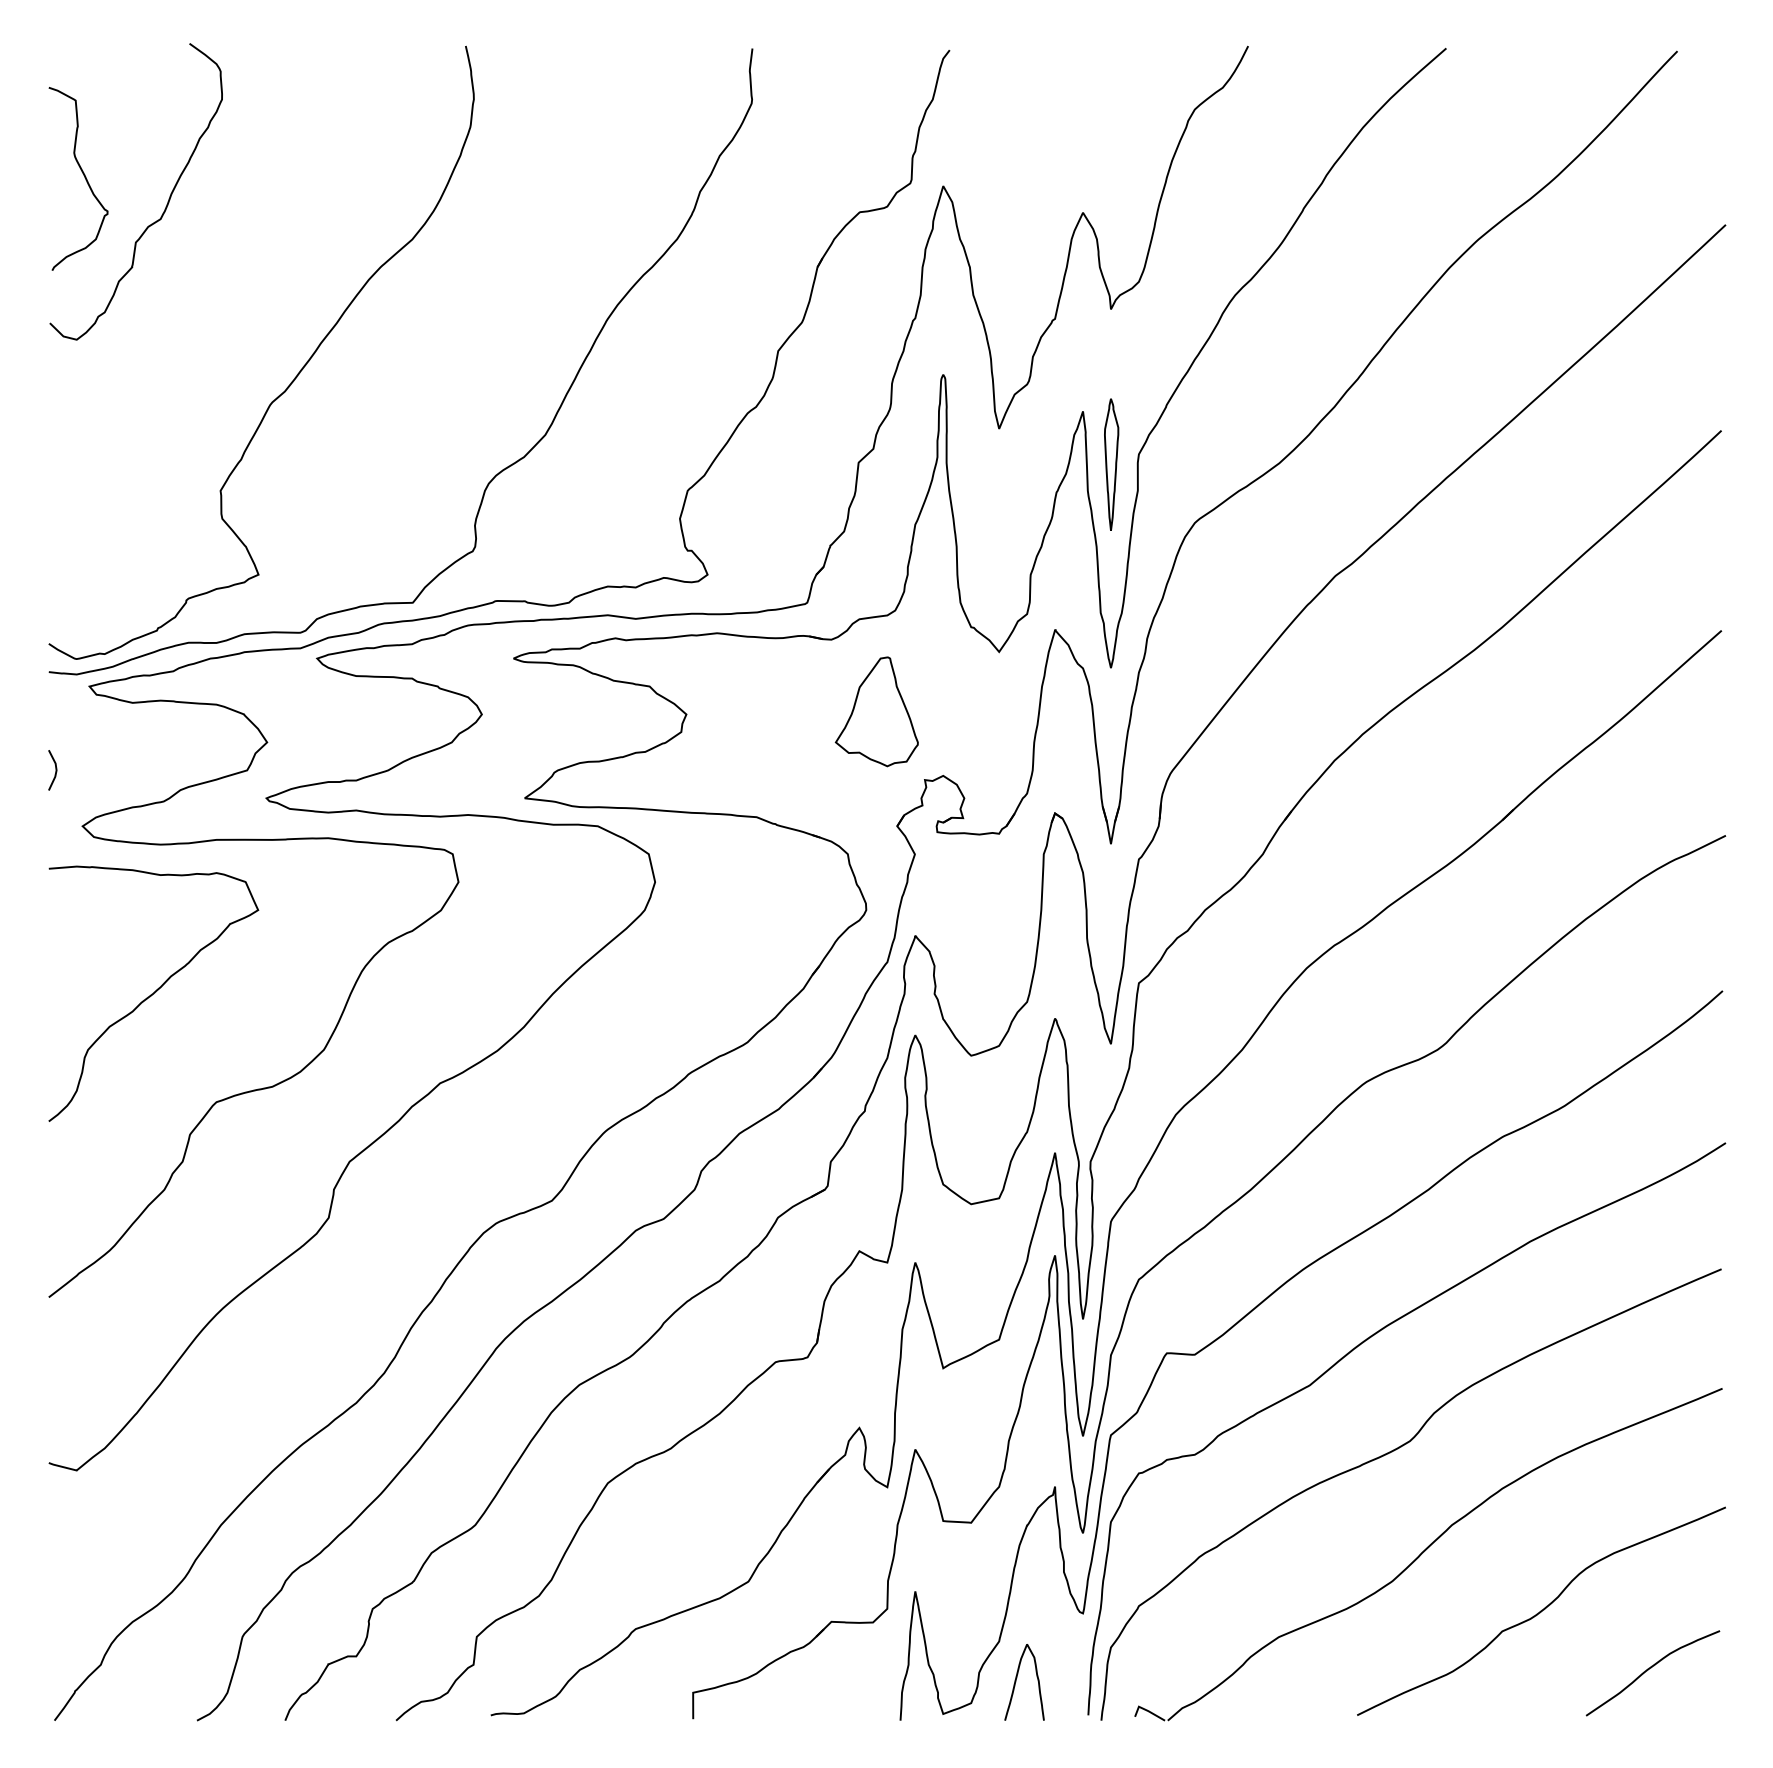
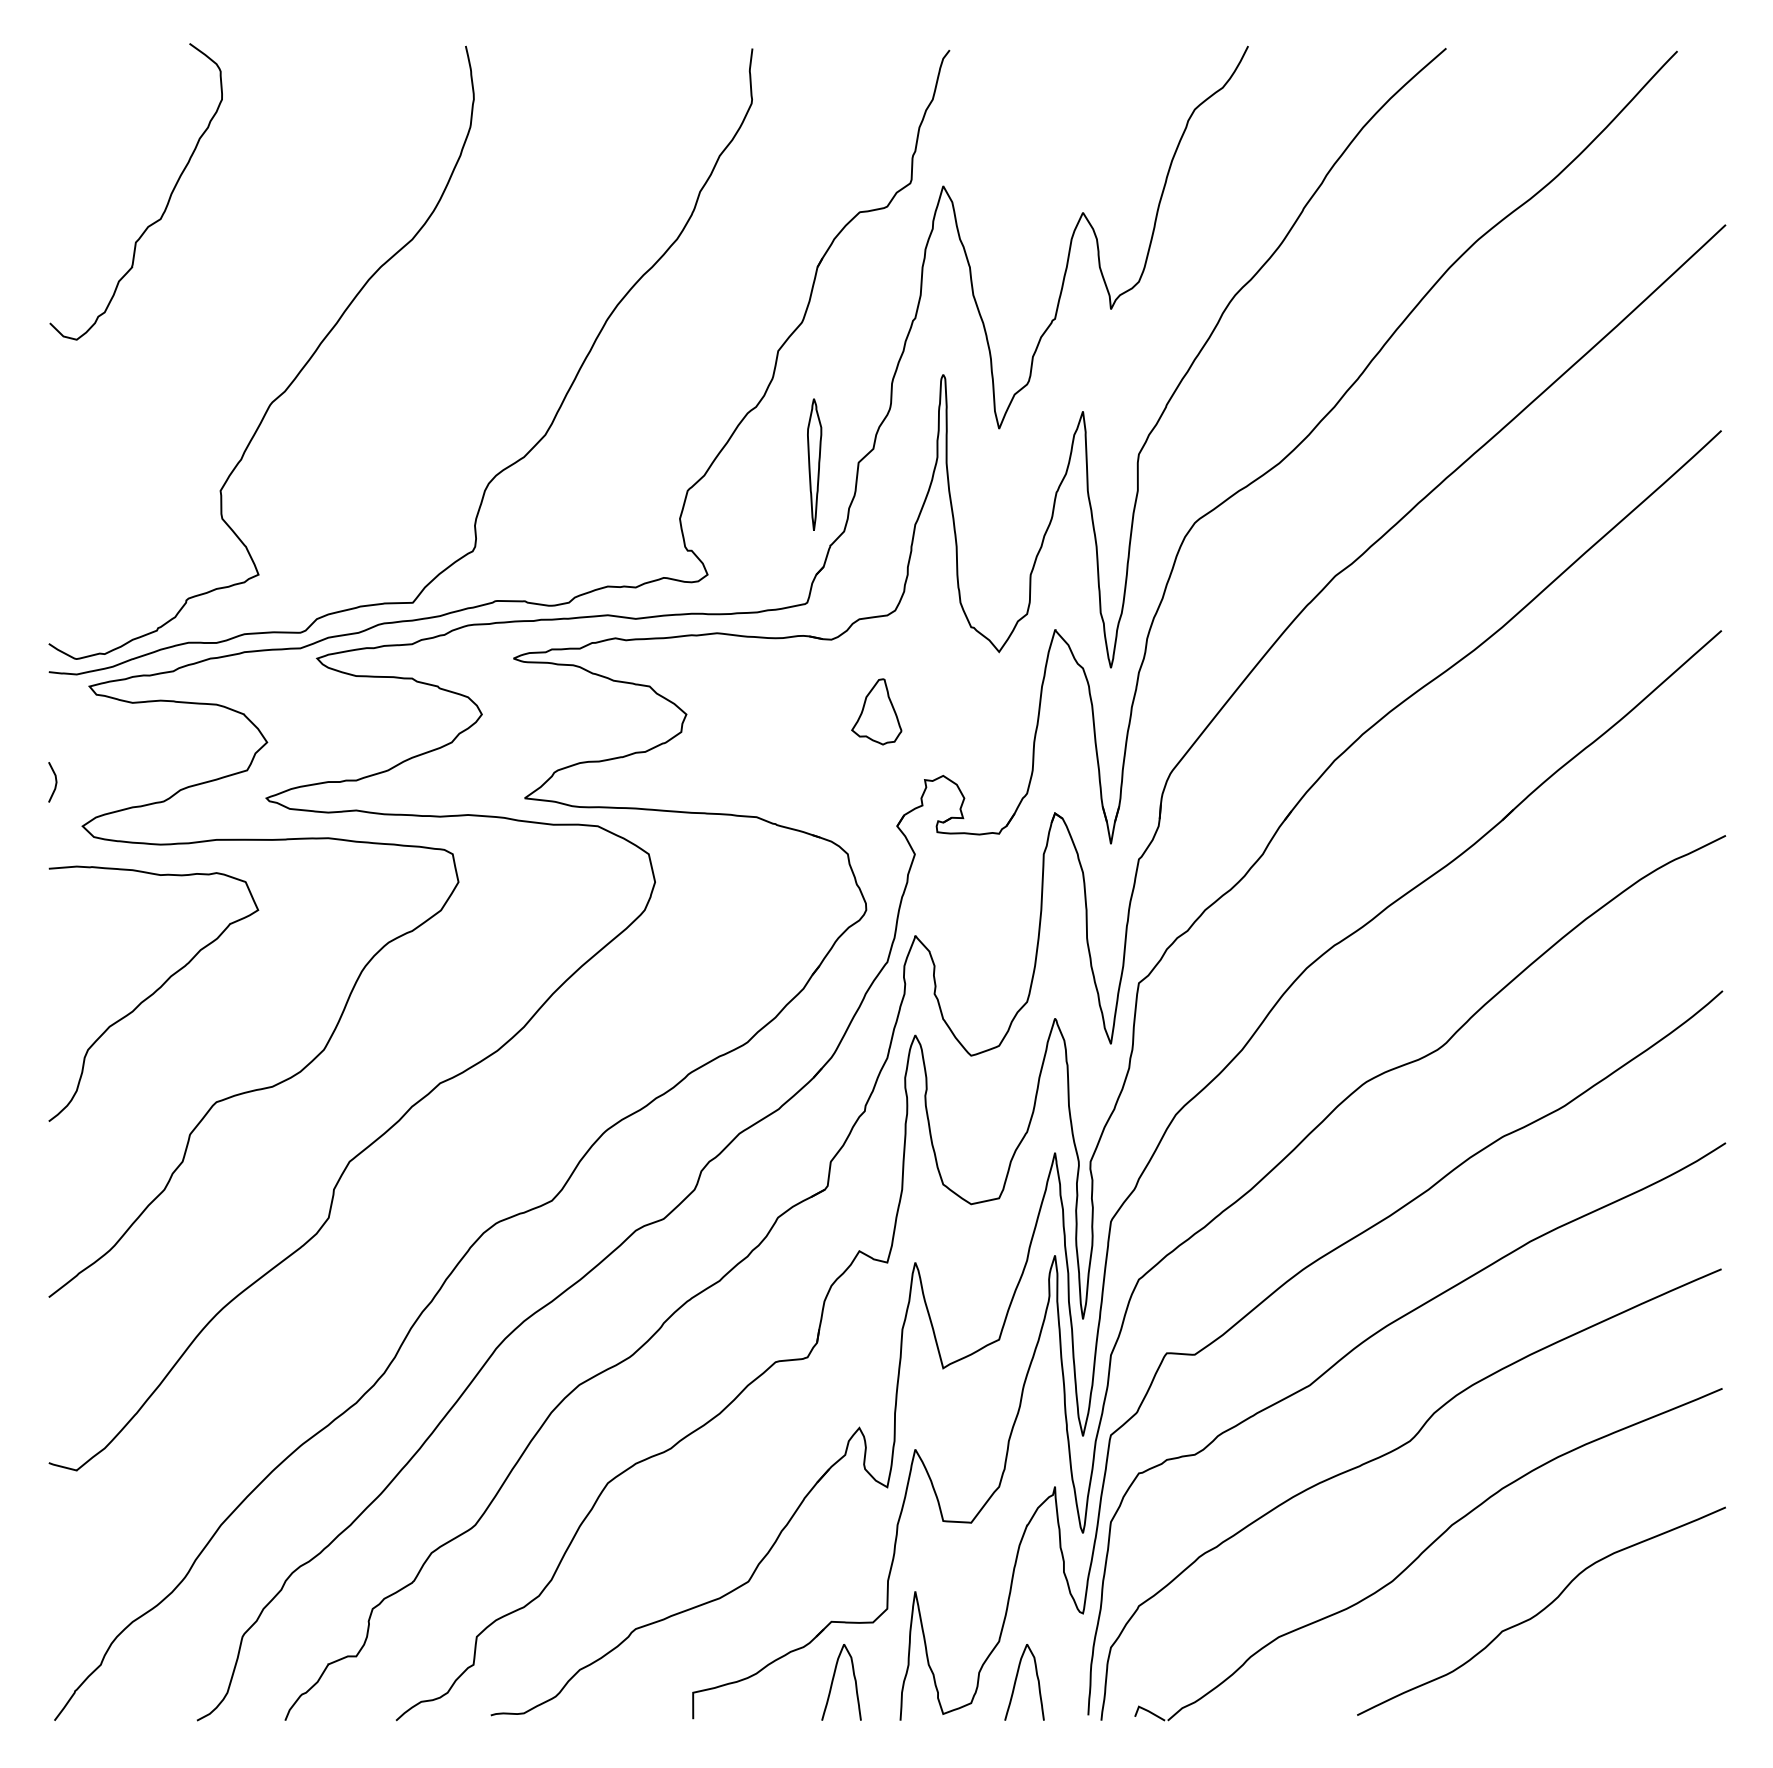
curve: present -> none (83, 175)
part position: (1111, 464) -> (814, 464) (814, 464)
part size: 85x112 px -> 52x68 px (876, 711)
line position: (55, 770) -> (55, 782) (55, 782)
curve: present -> none (1649, 1669)
curve: none -> present (833, 1682)
